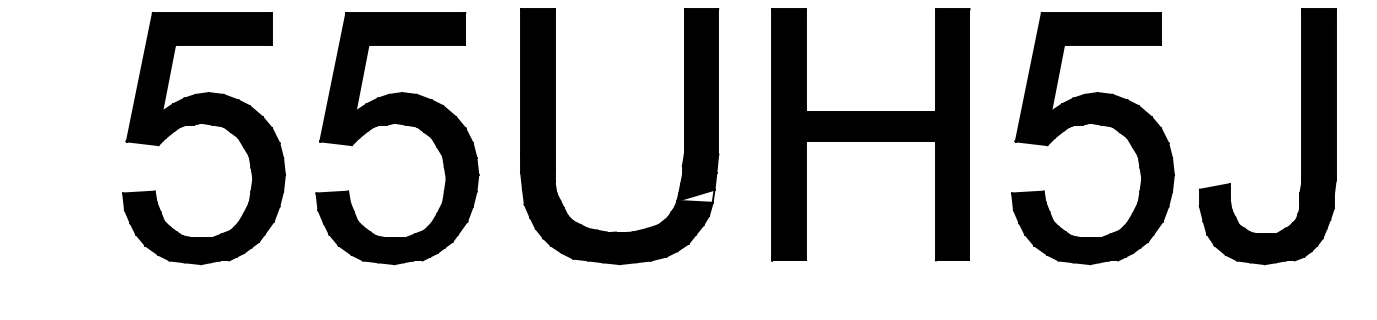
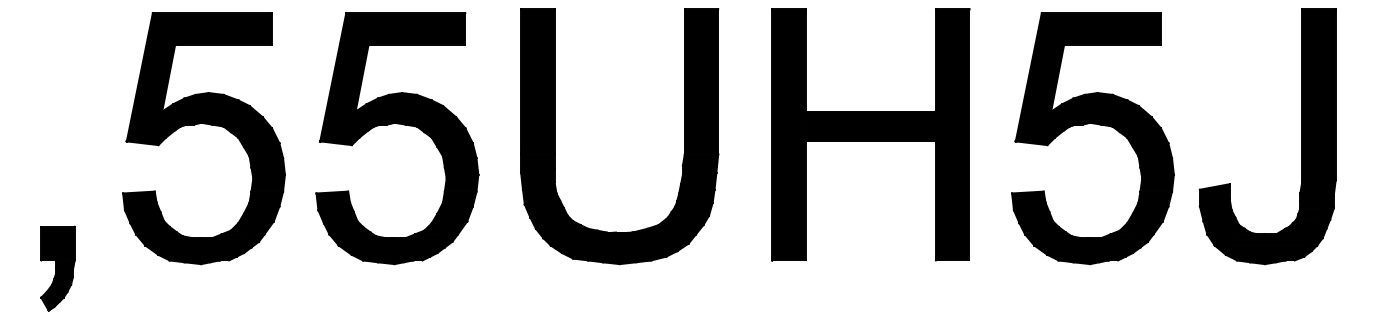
fill: none -> present (695, 195)
part: none -> present (57, 268)
